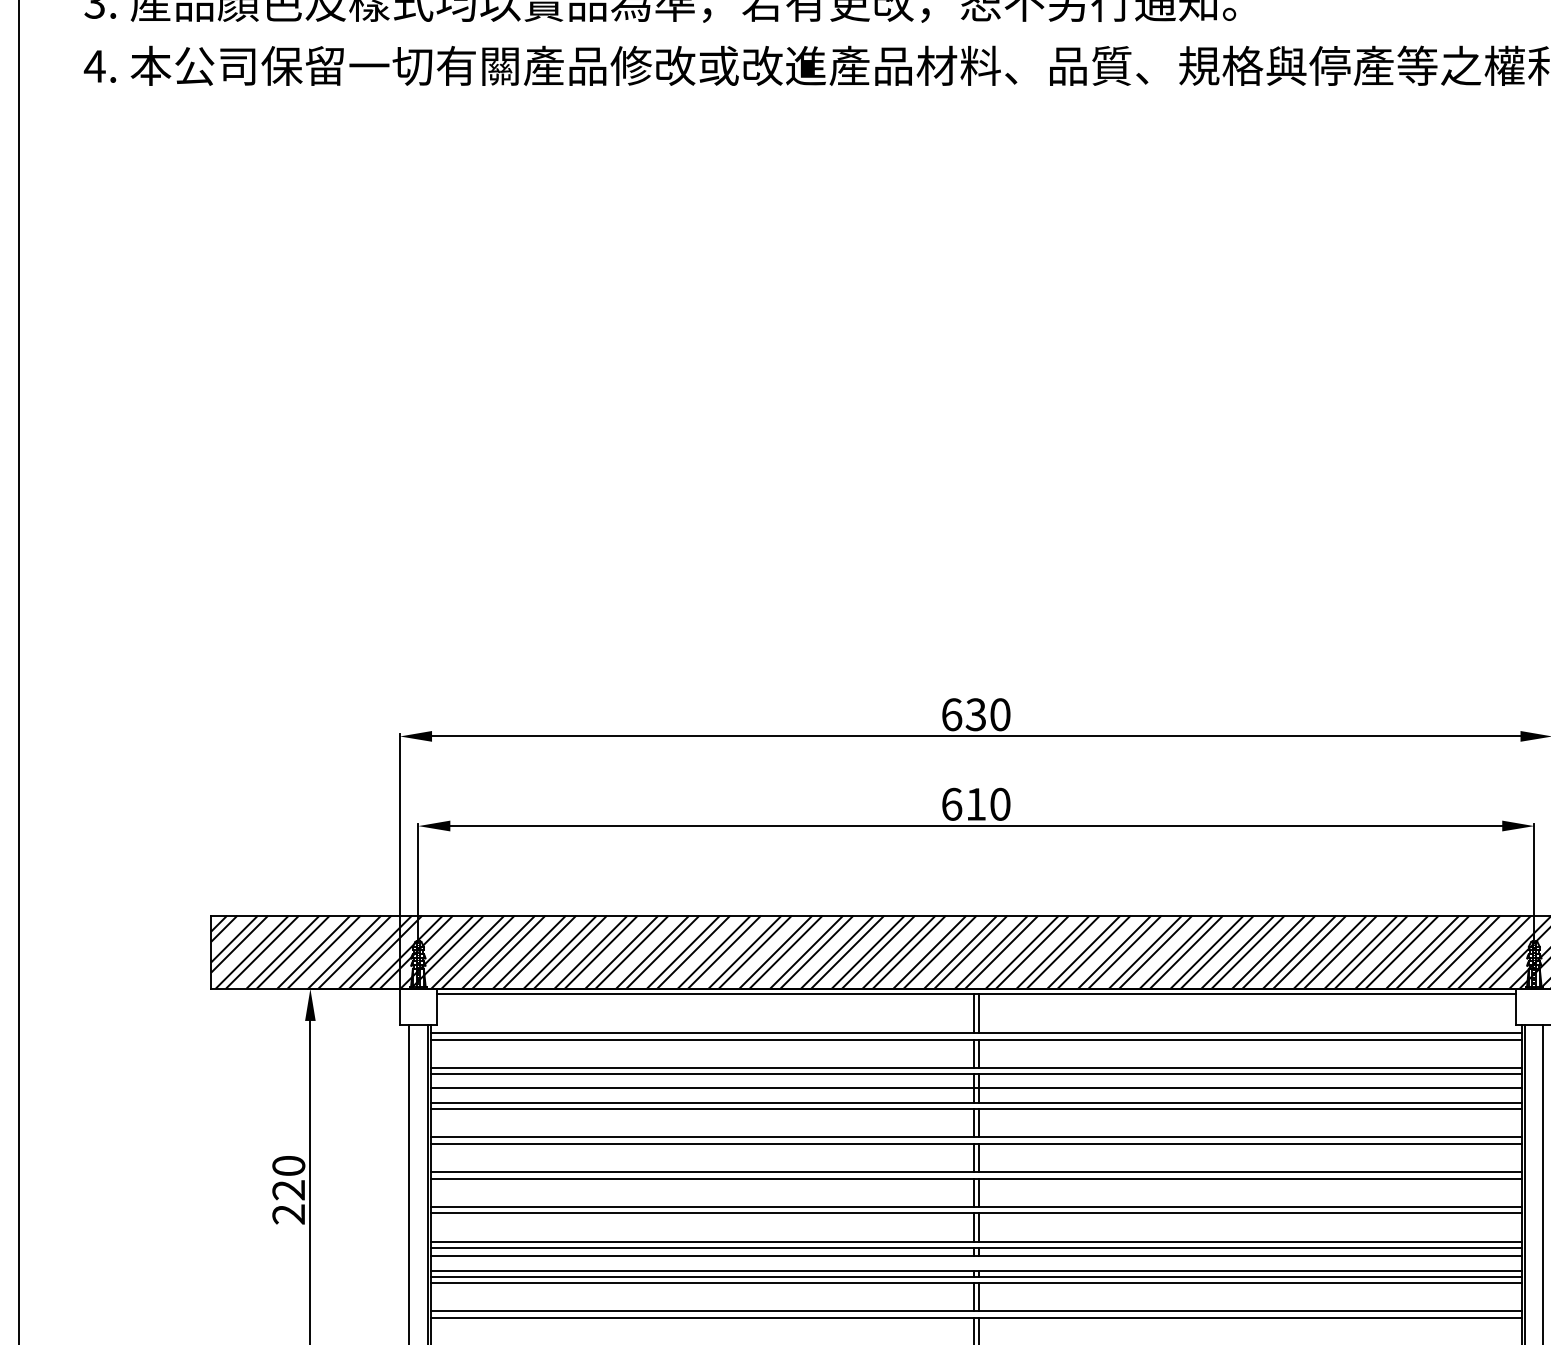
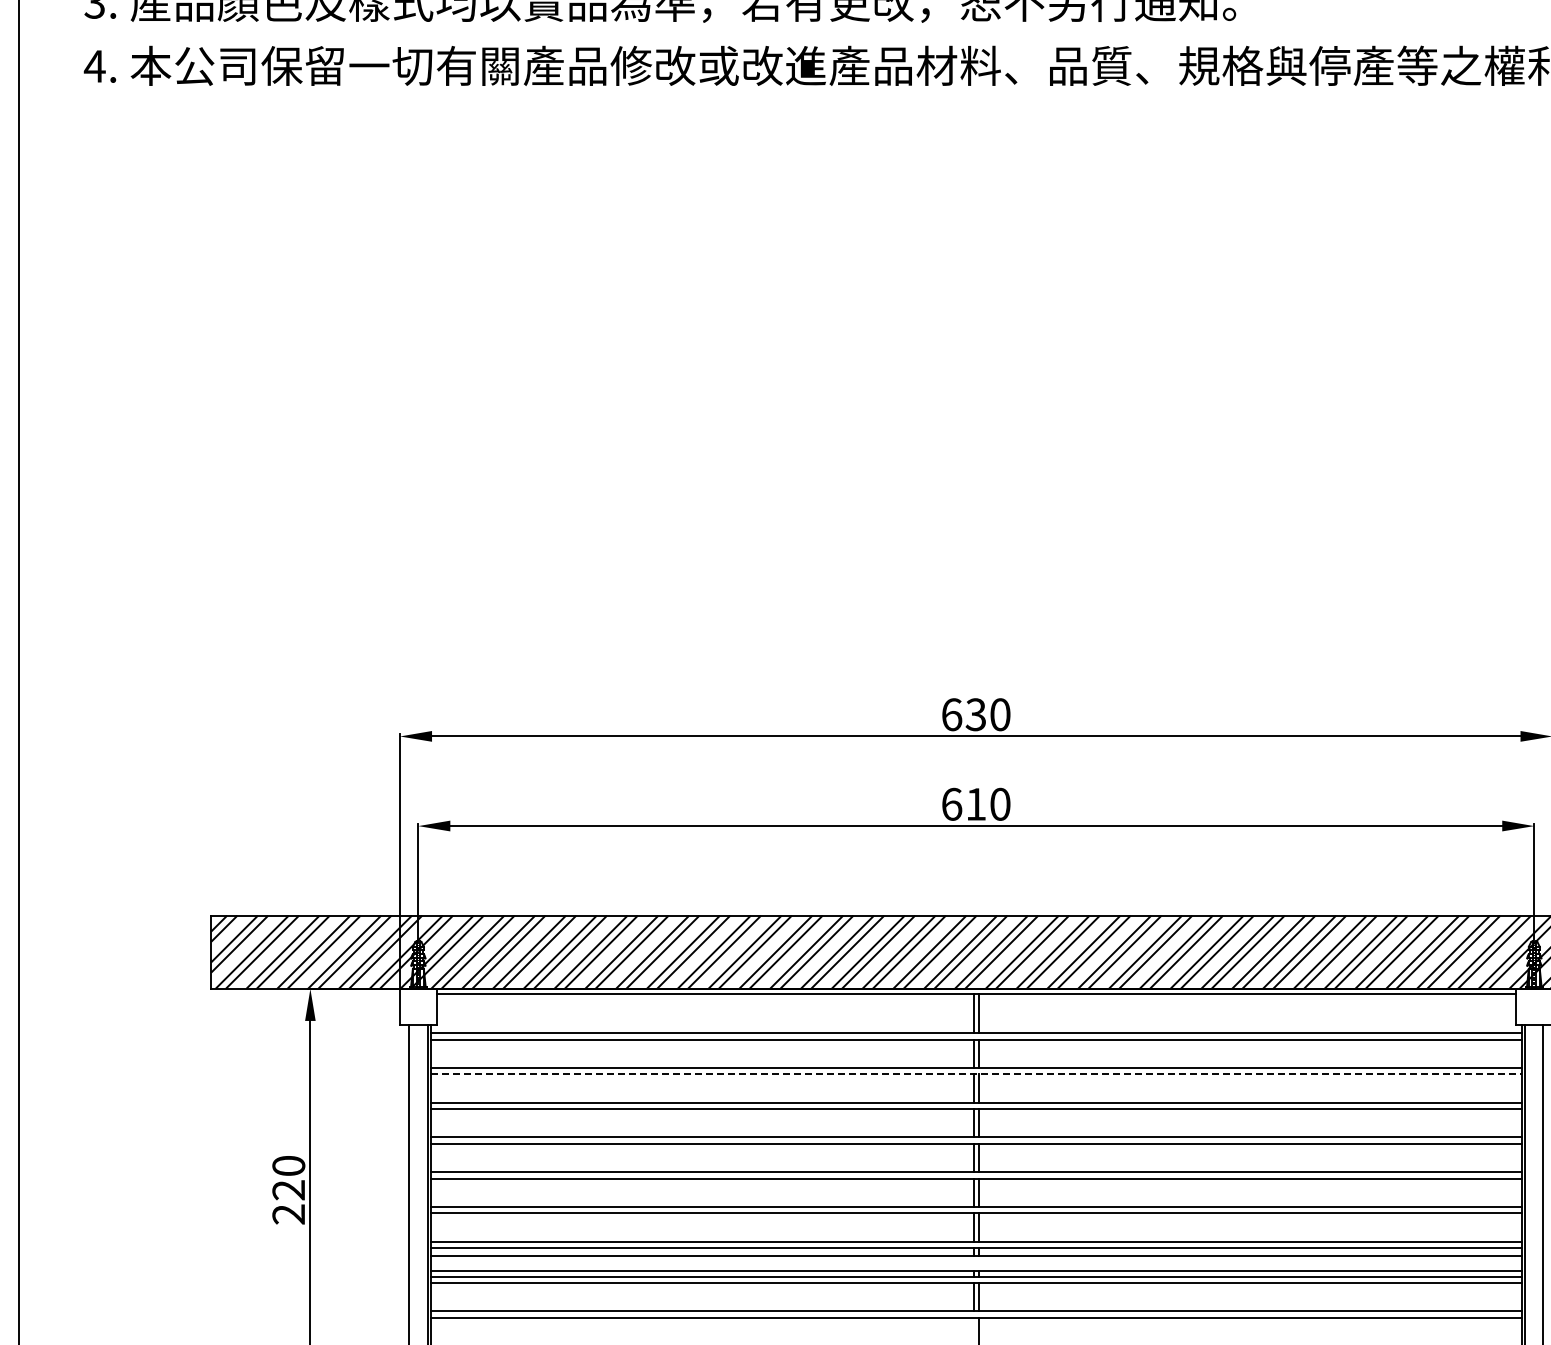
line: solid -> dashed (976, 1074)
line: present -> none (976, 1087)
line: present -> none (973, 1329)
